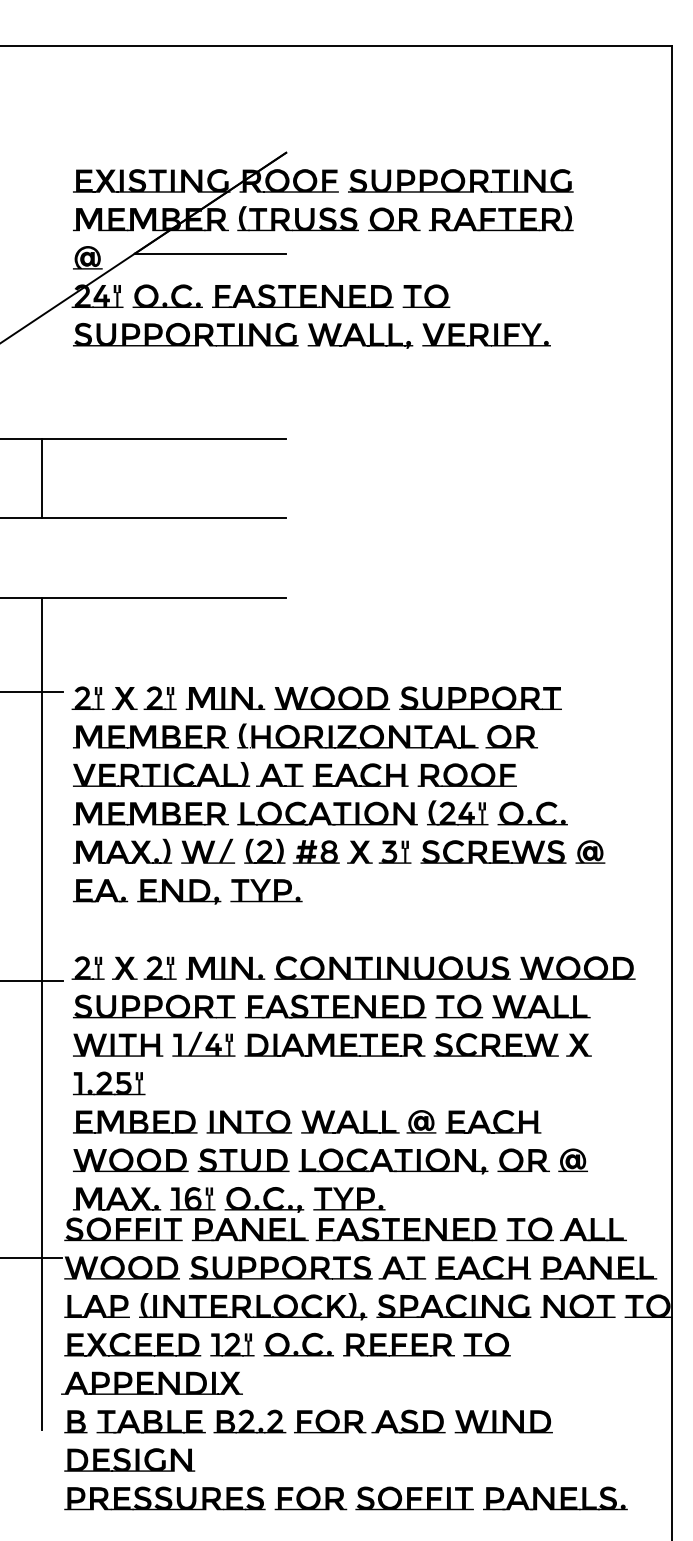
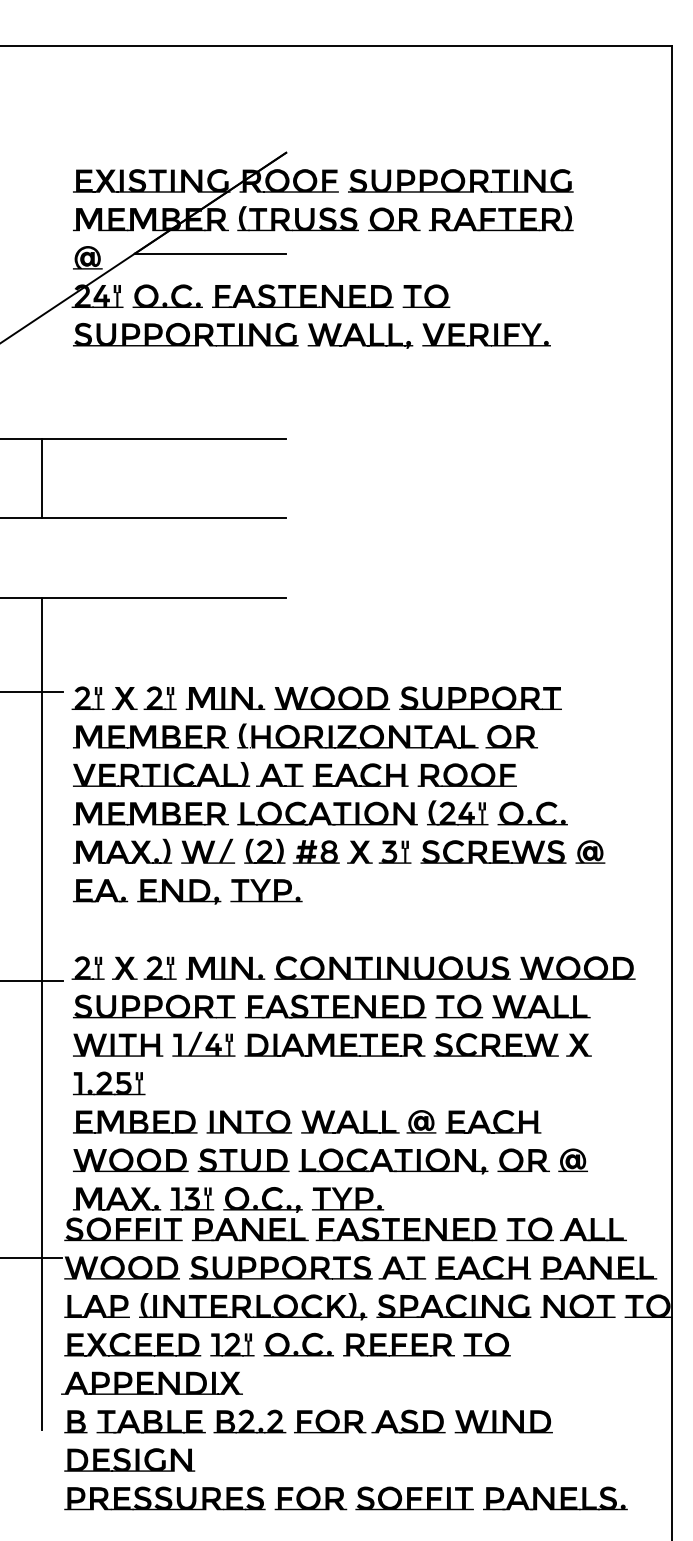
text: 16" -> 13" (283, 1199)
